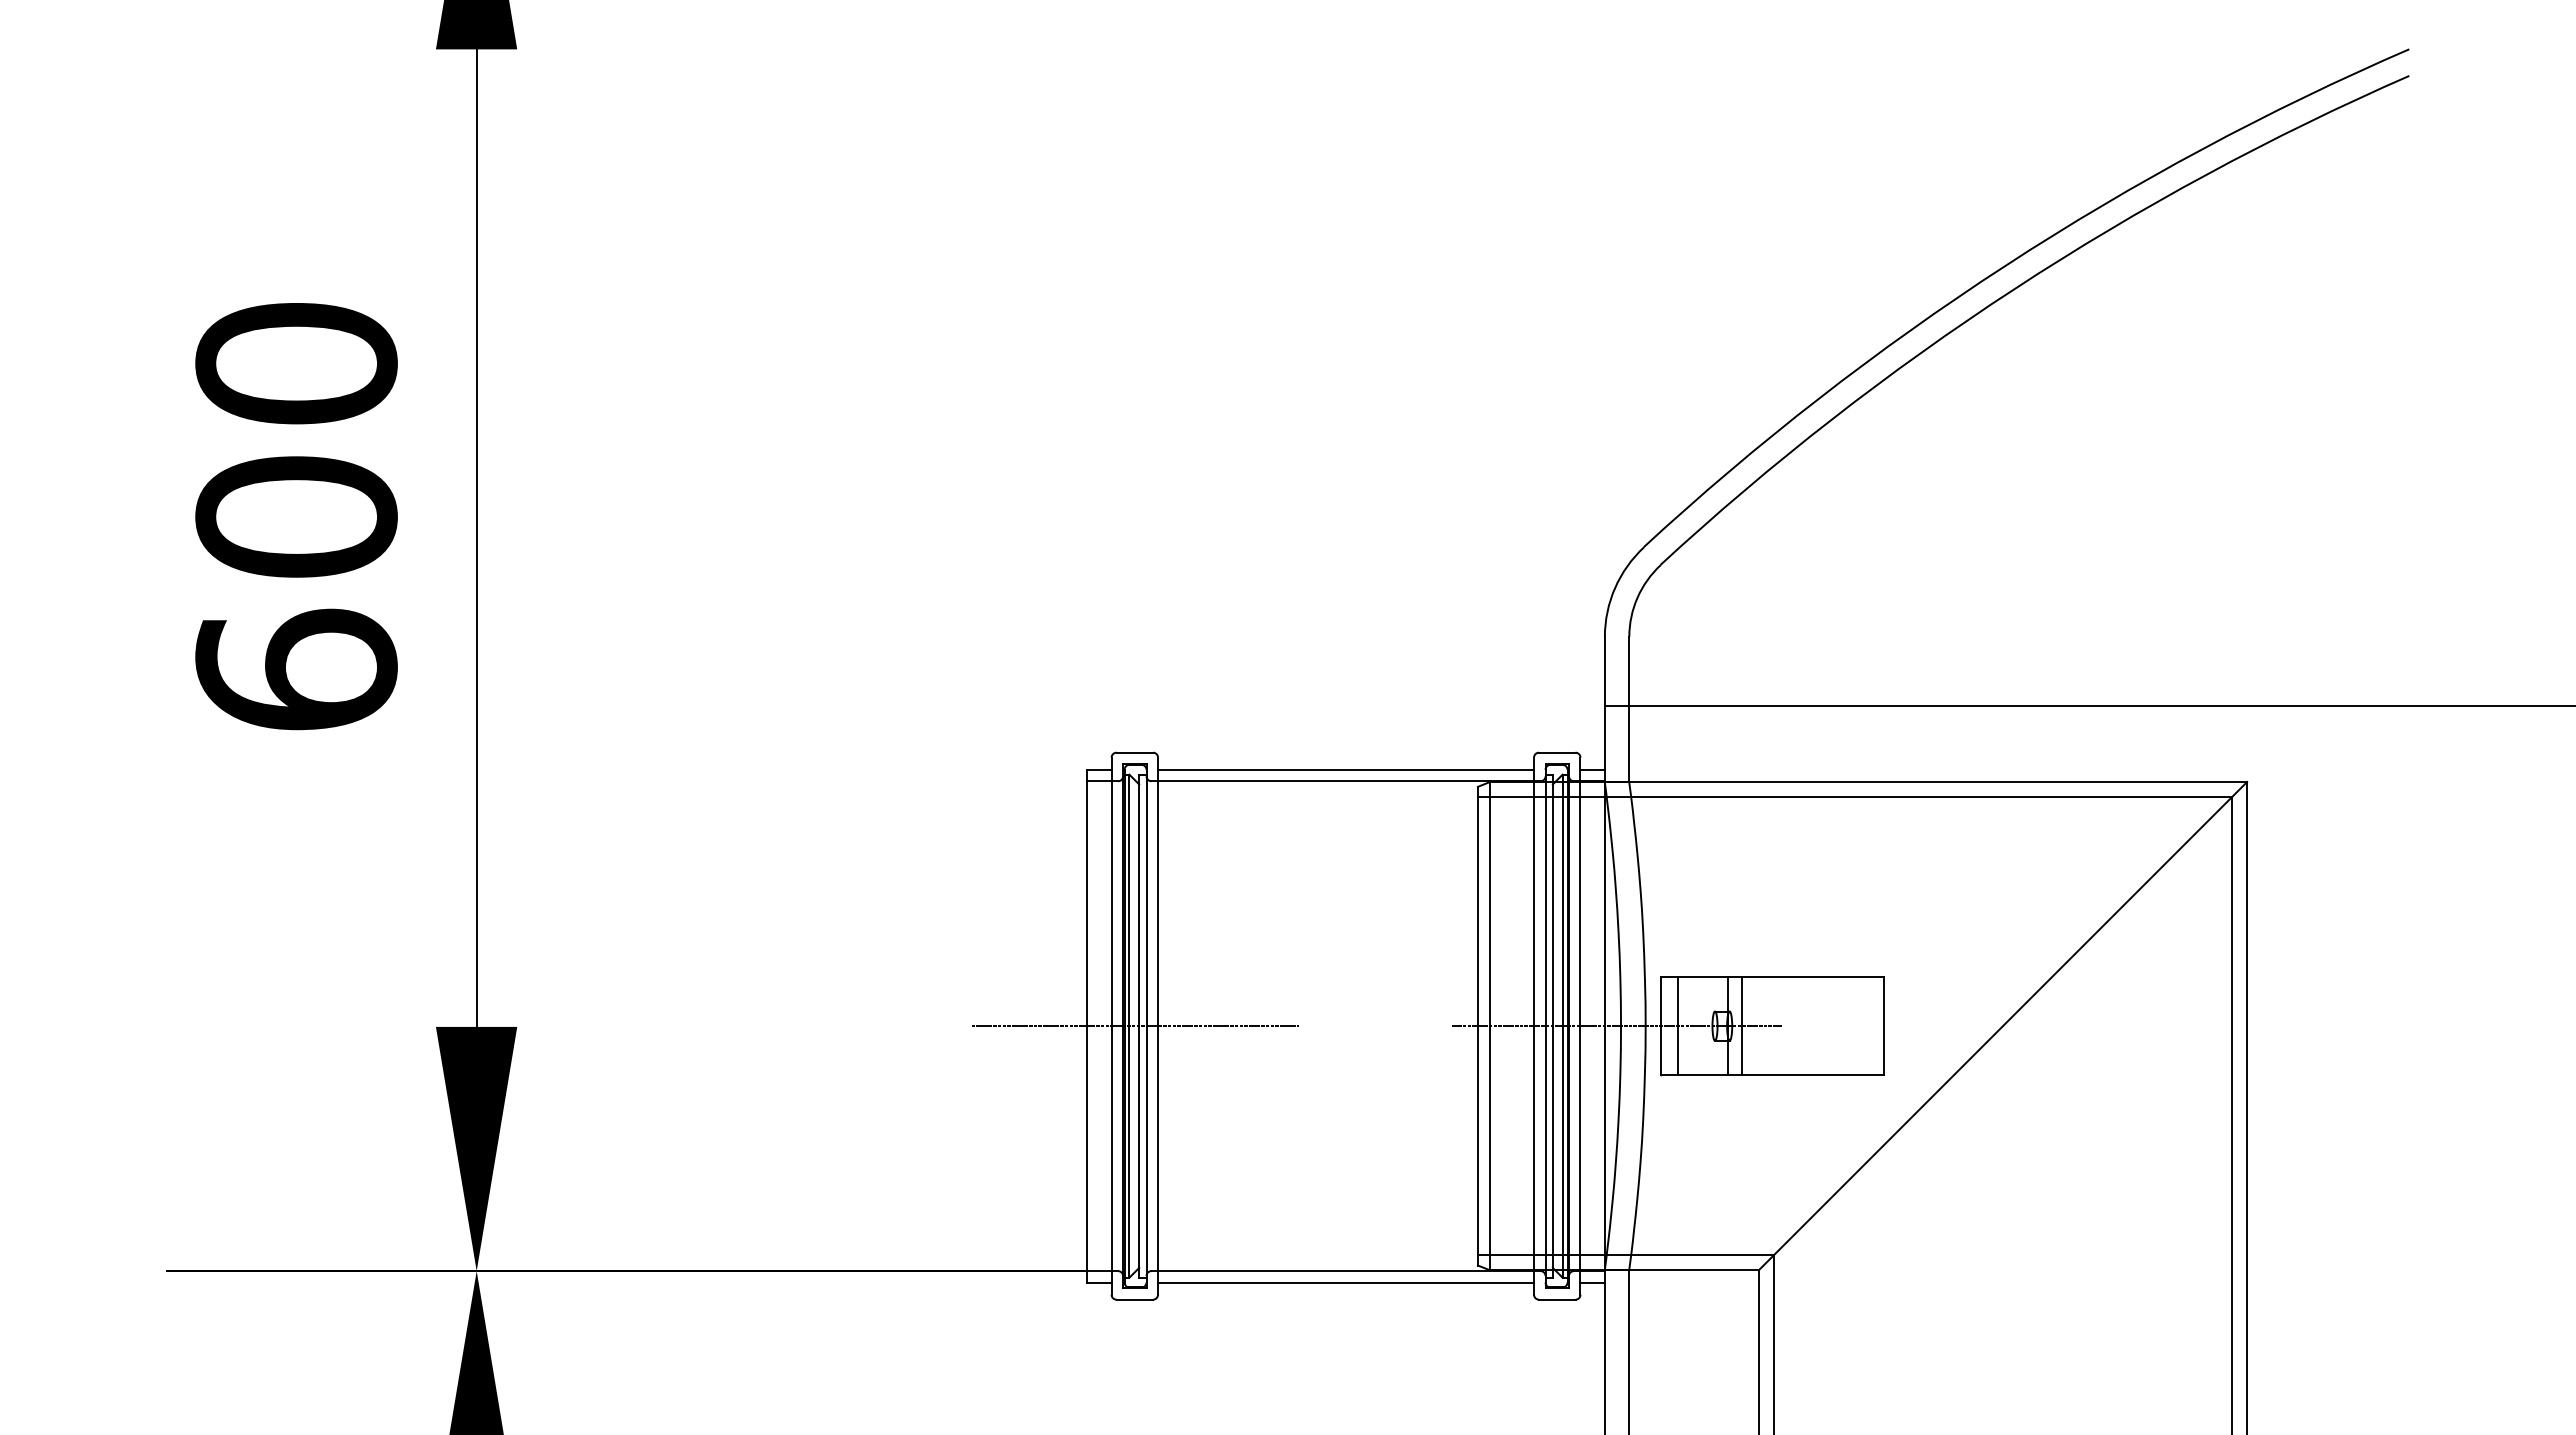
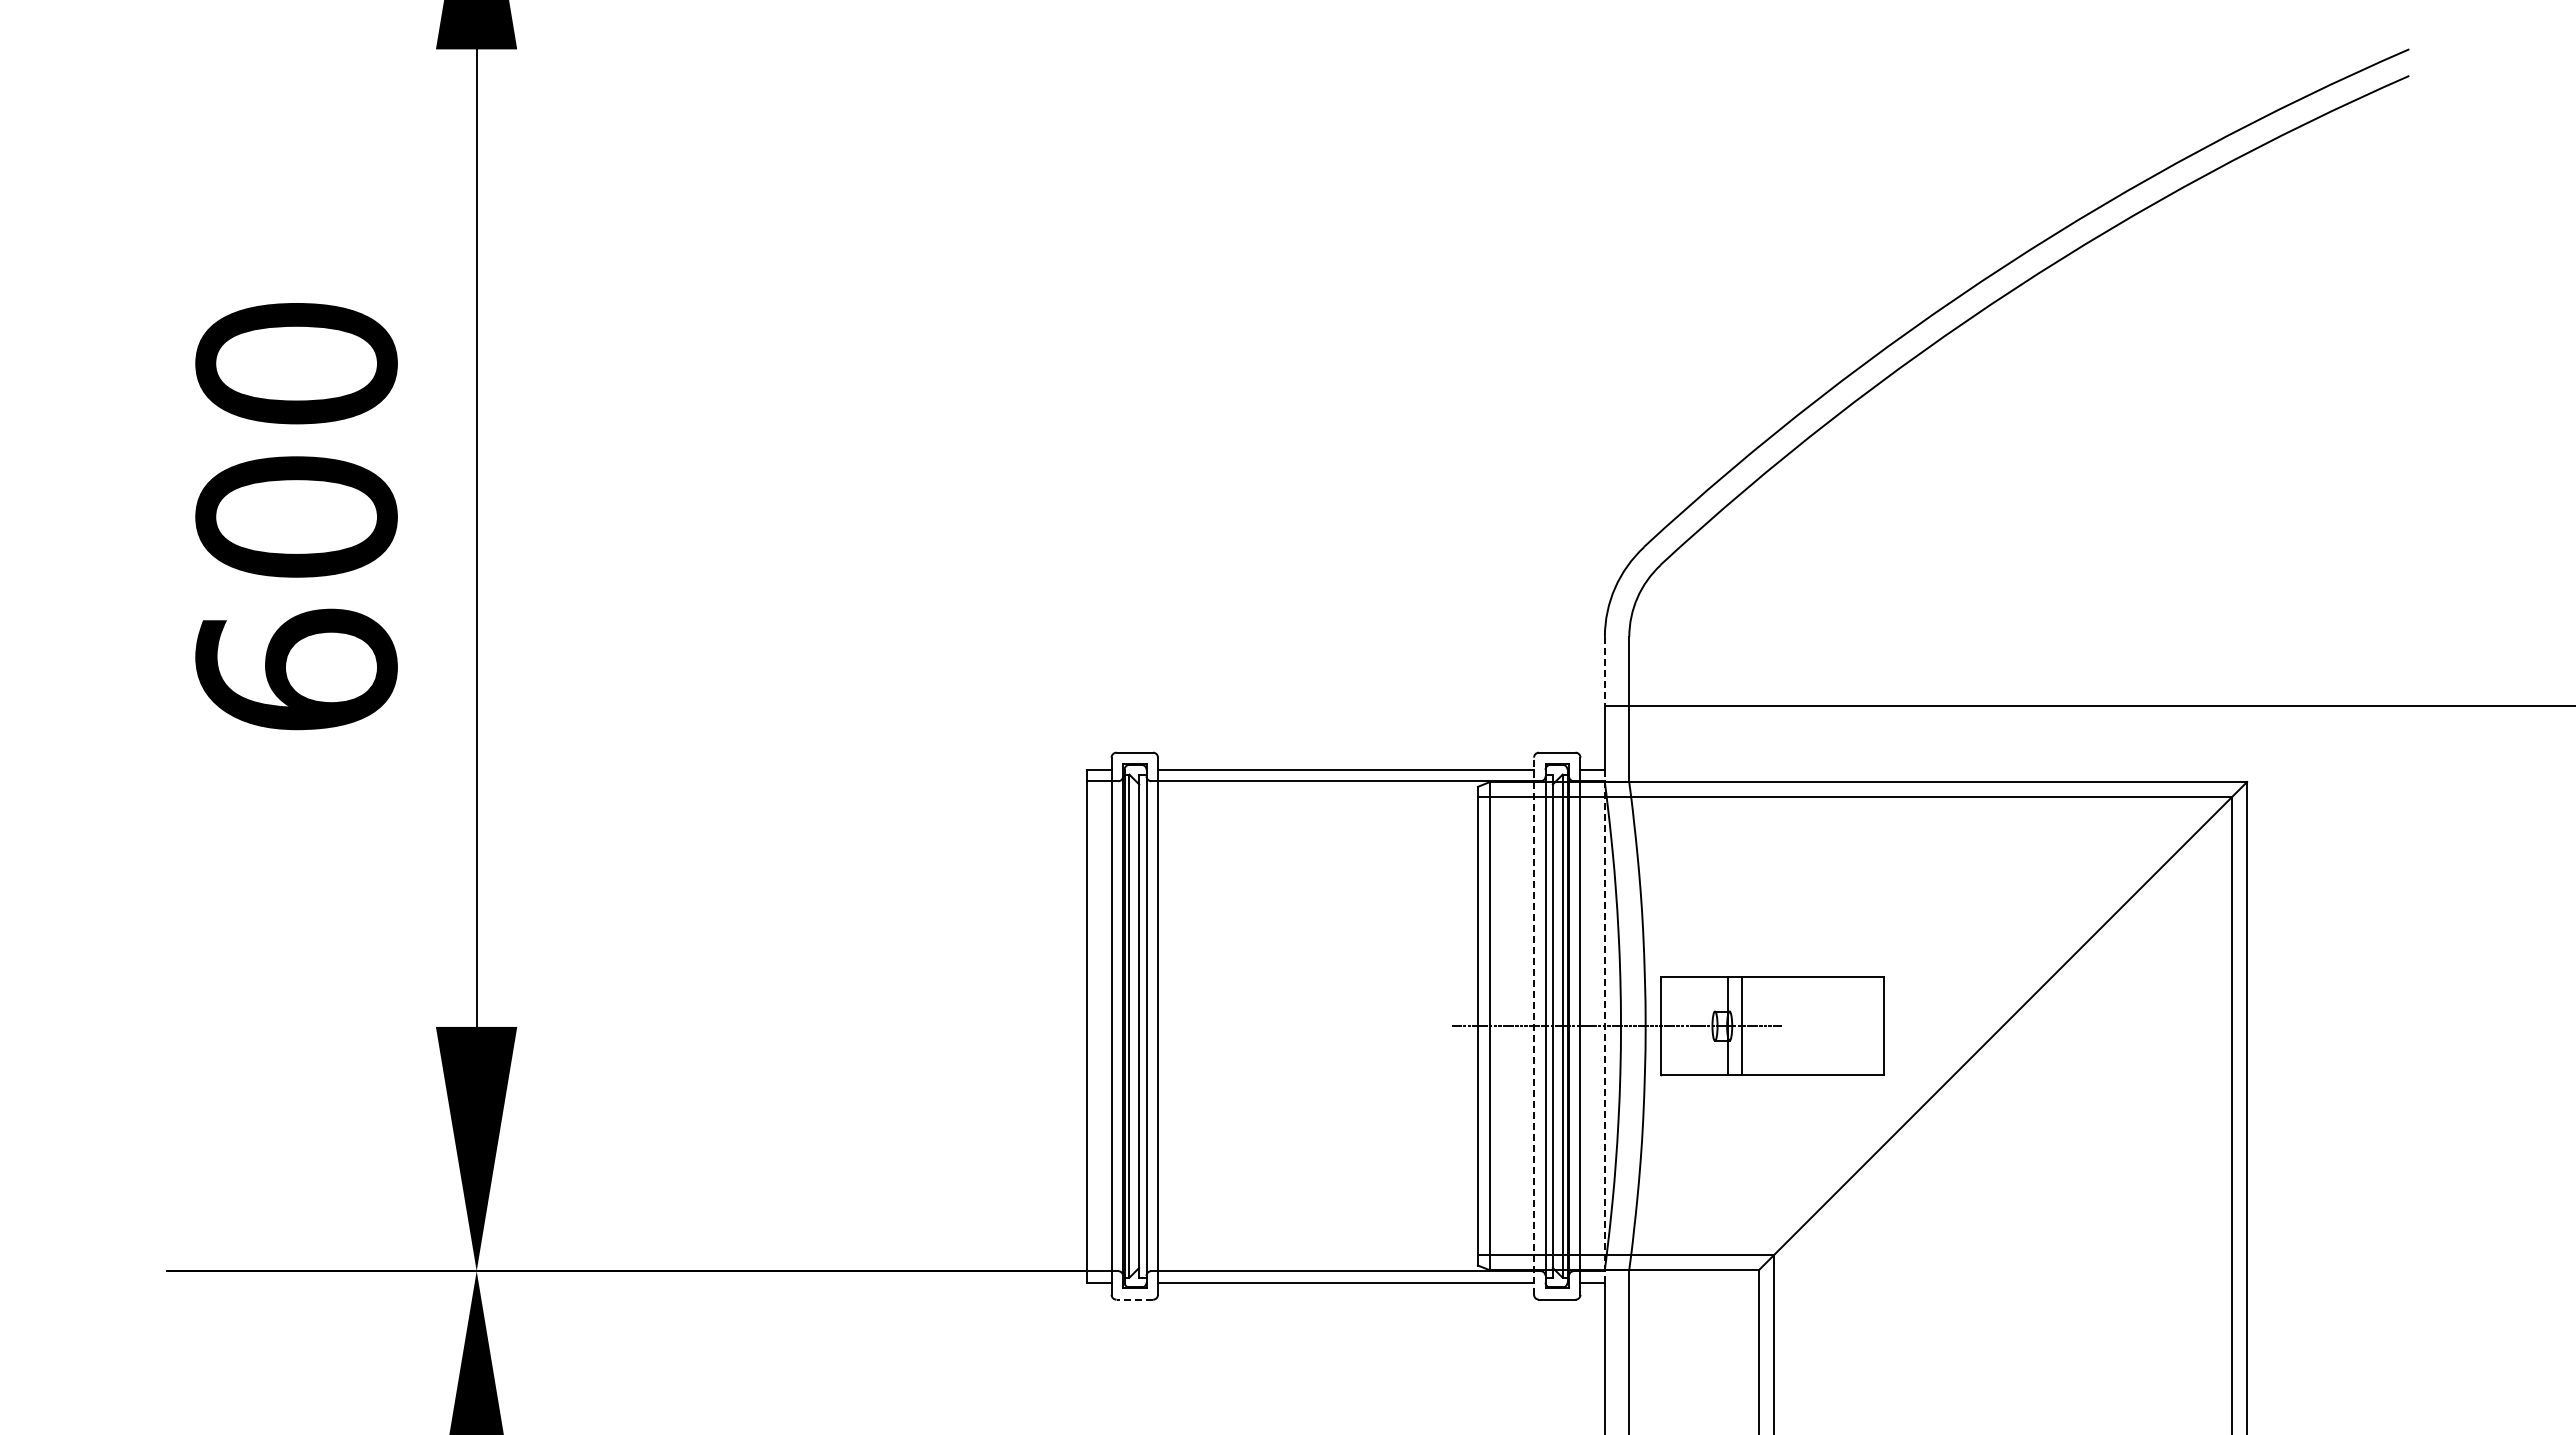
line: solid -> dashed (1604, 671)
line: present -> none (1135, 1026)
line: solid -> dashed (1534, 1026)
line: solid -> dashed (1604, 1026)
line: present -> none (1677, 1026)
line: solid -> dashed (1134, 1299)
